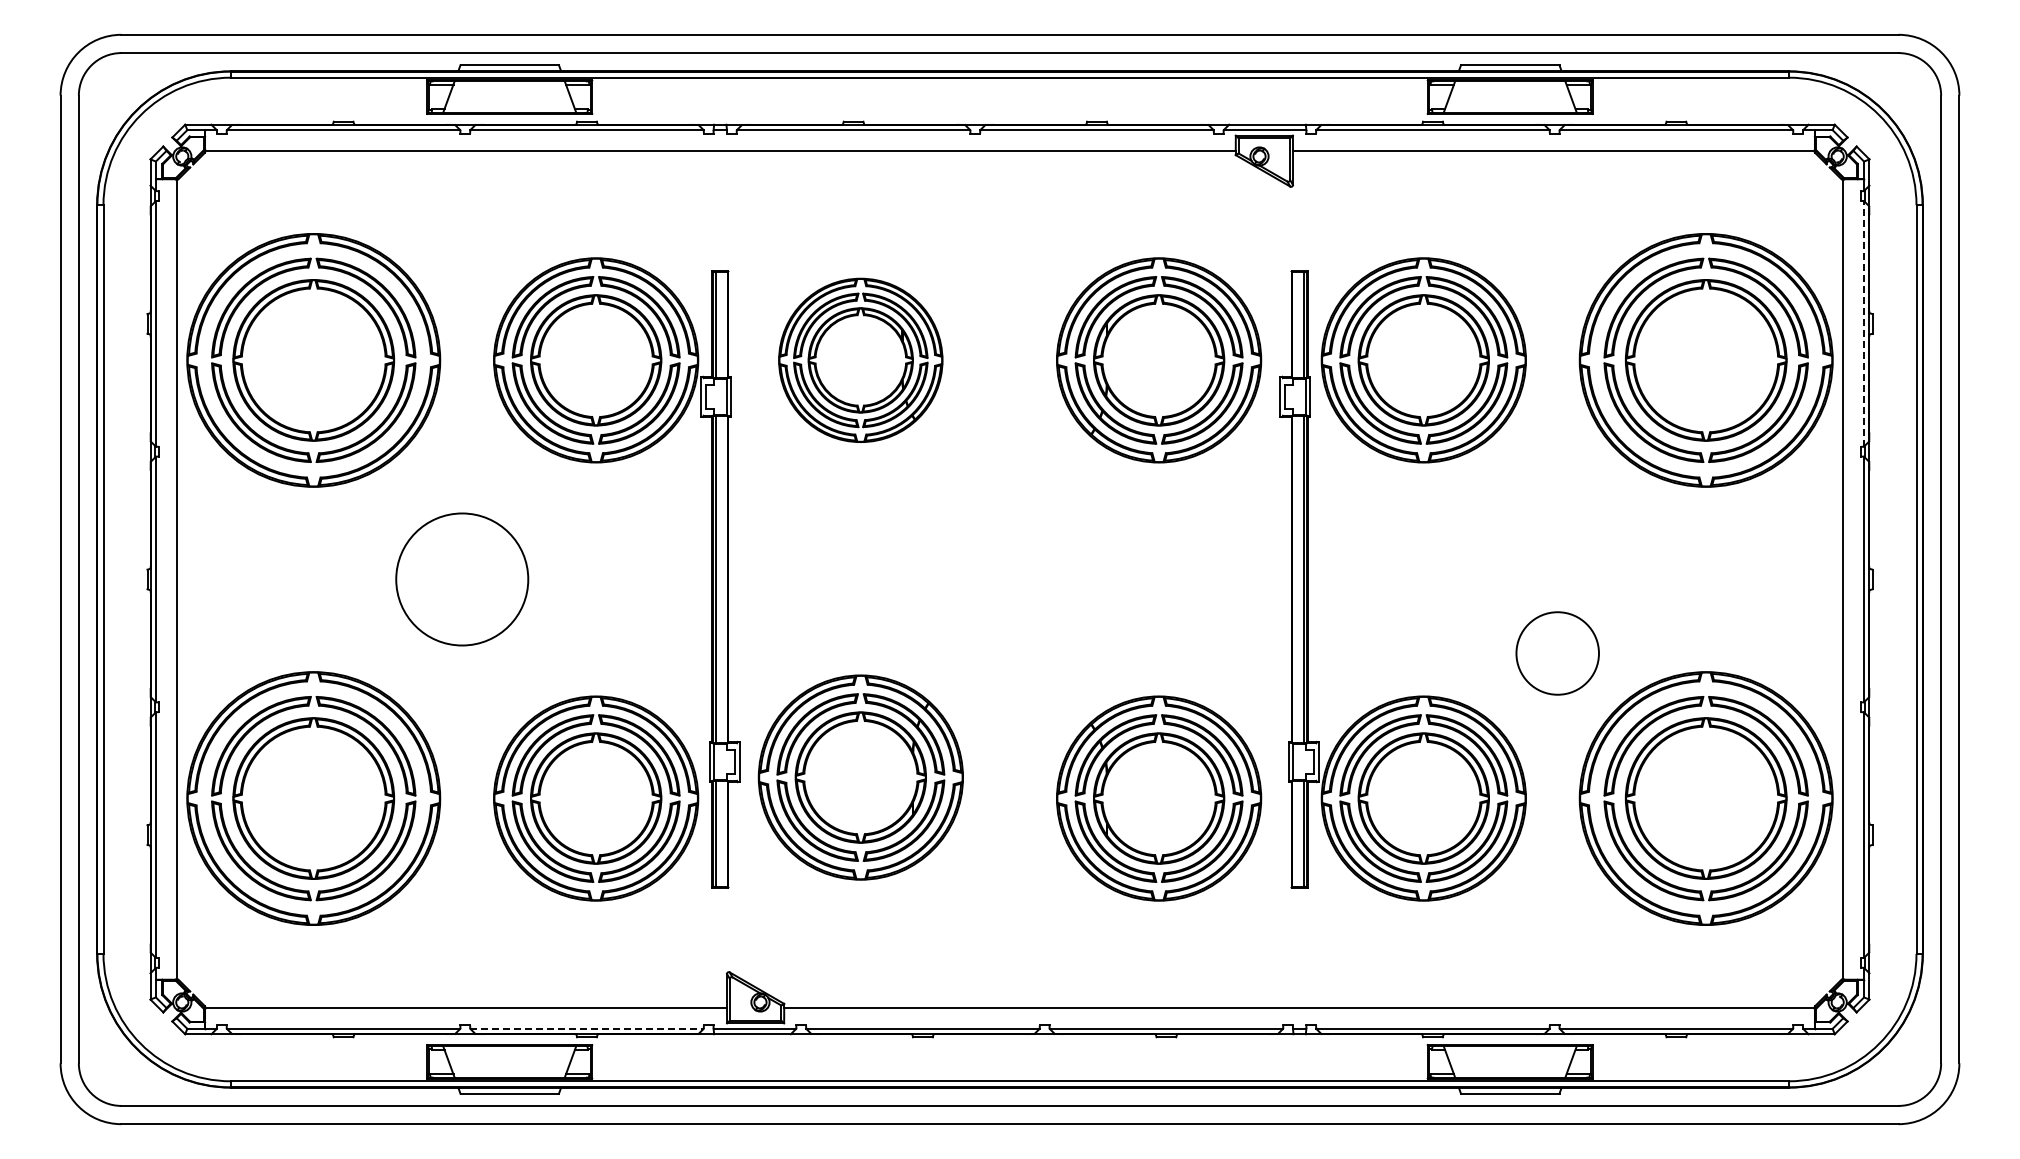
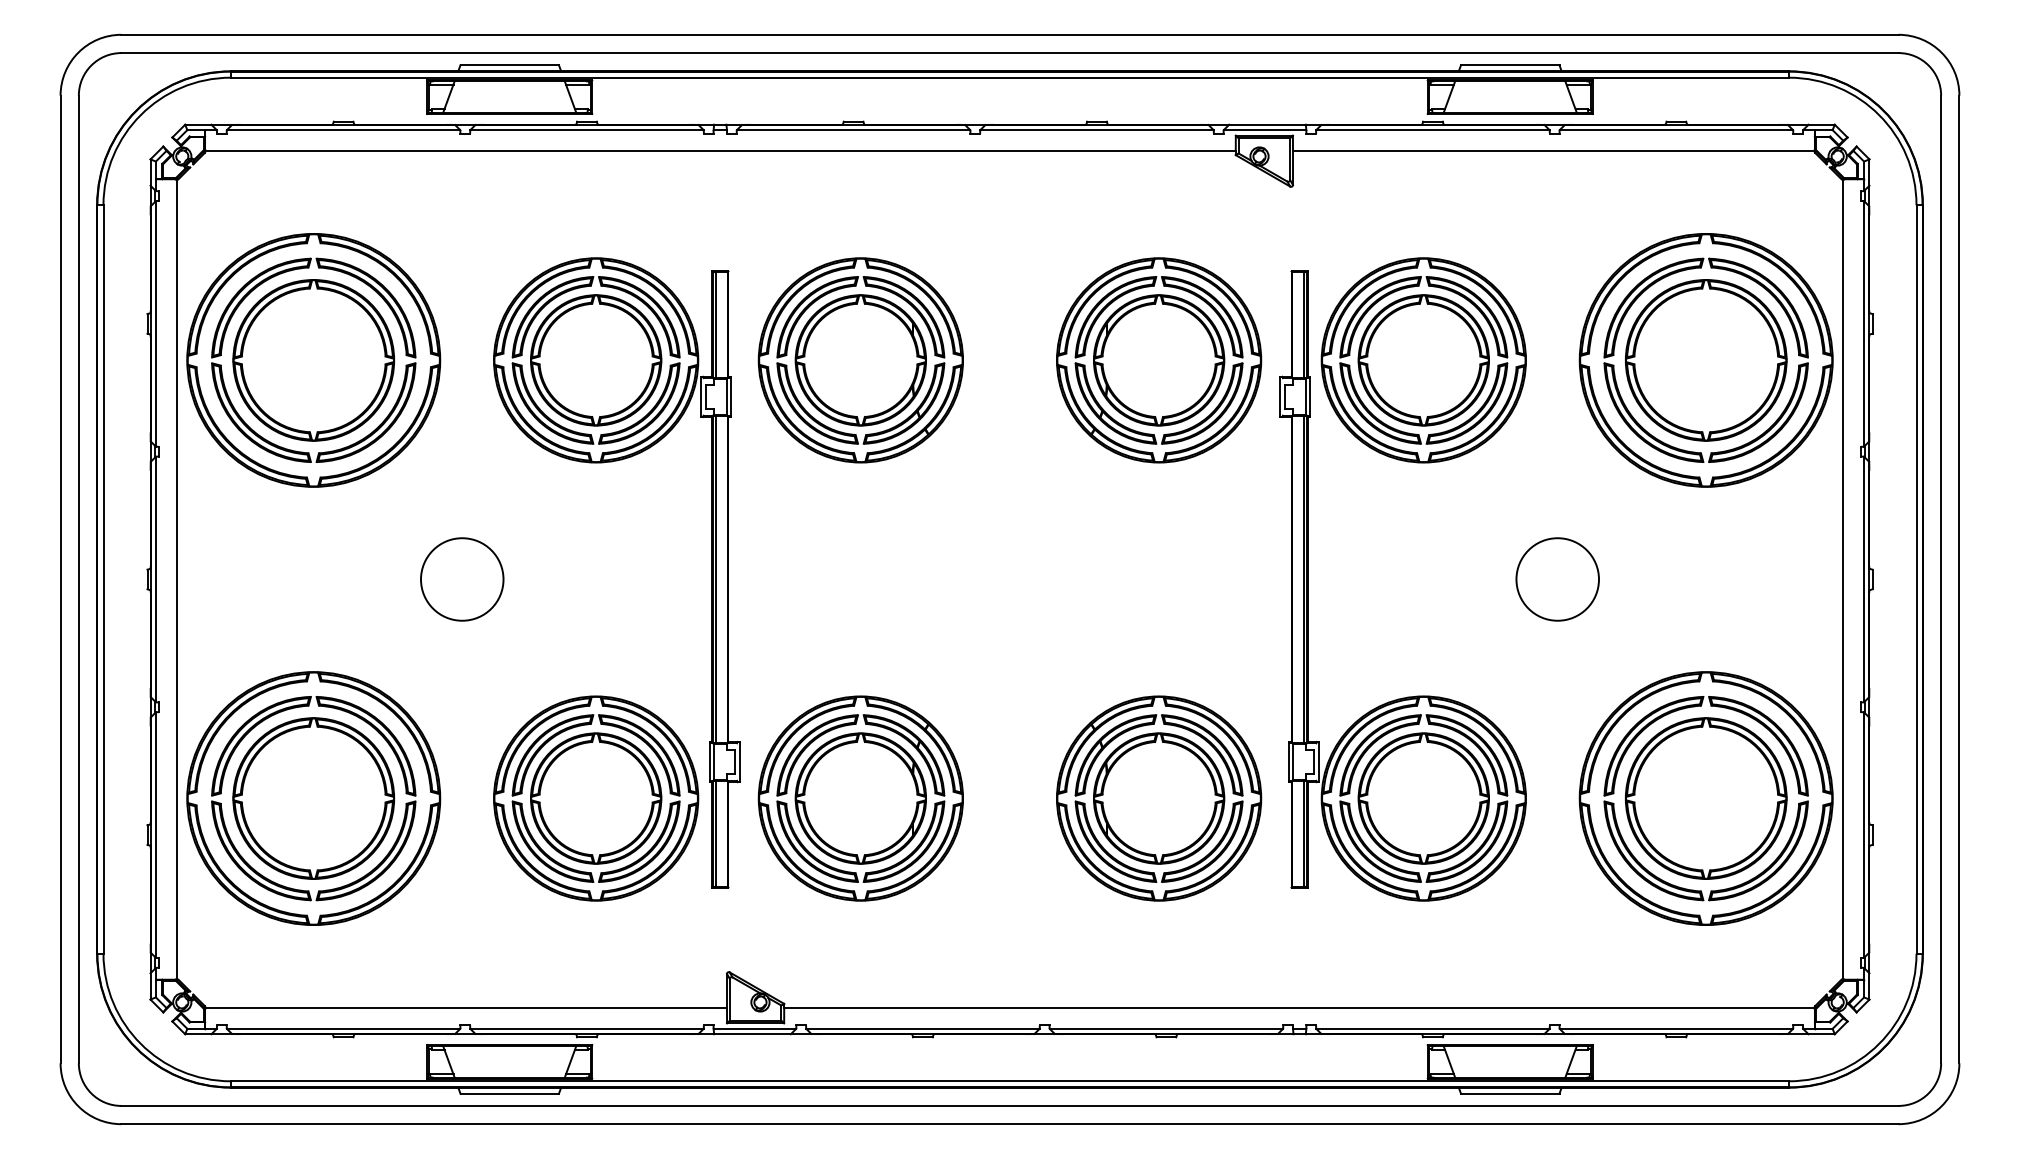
line: dashed -> solid (1864, 323)
part size: 166x166 px -> 207x207 px (860, 360)
circle diameter: 132 px -> 83 px (462, 579)
circle position: (1557, 653) -> (1557, 579) (1557, 579)
part position: (860, 777) -> (860, 798) (860, 798)
line: dashed -> solid (587, 1028)
